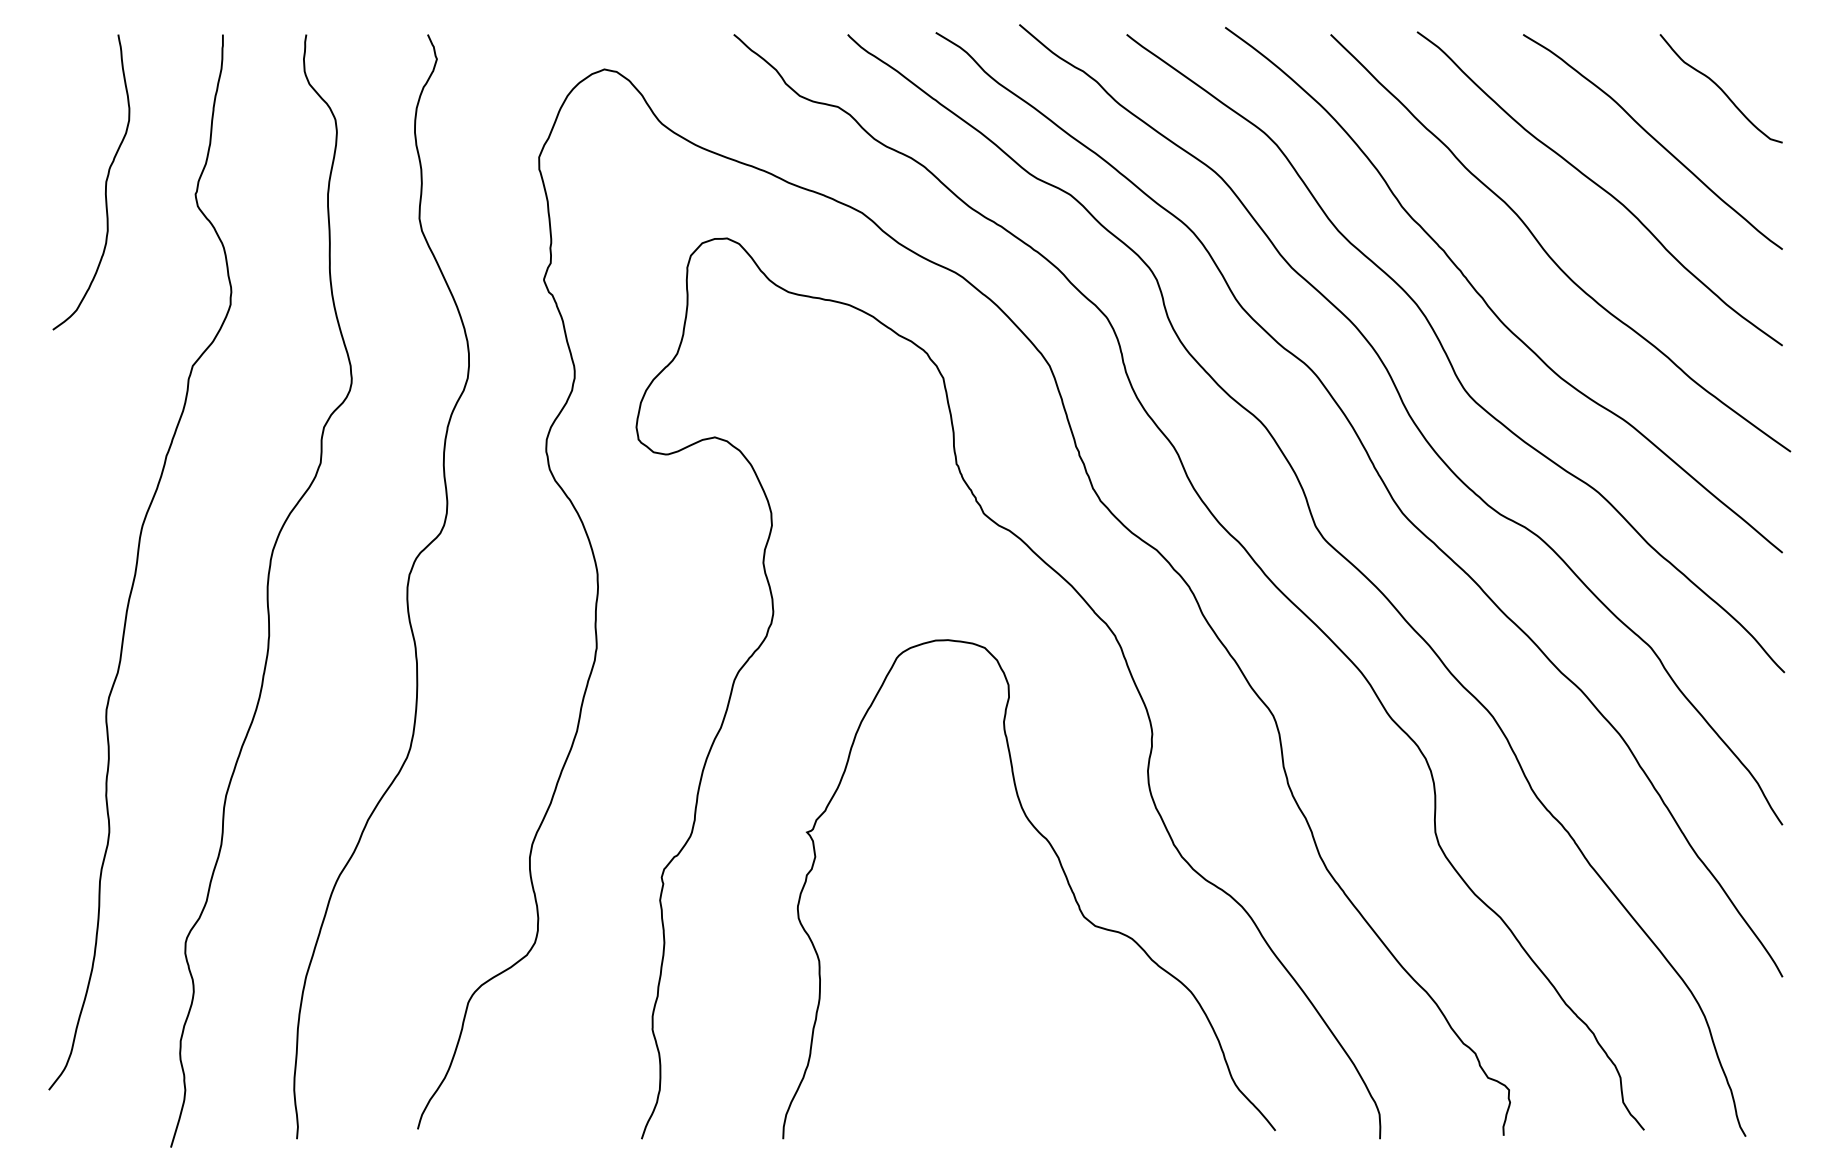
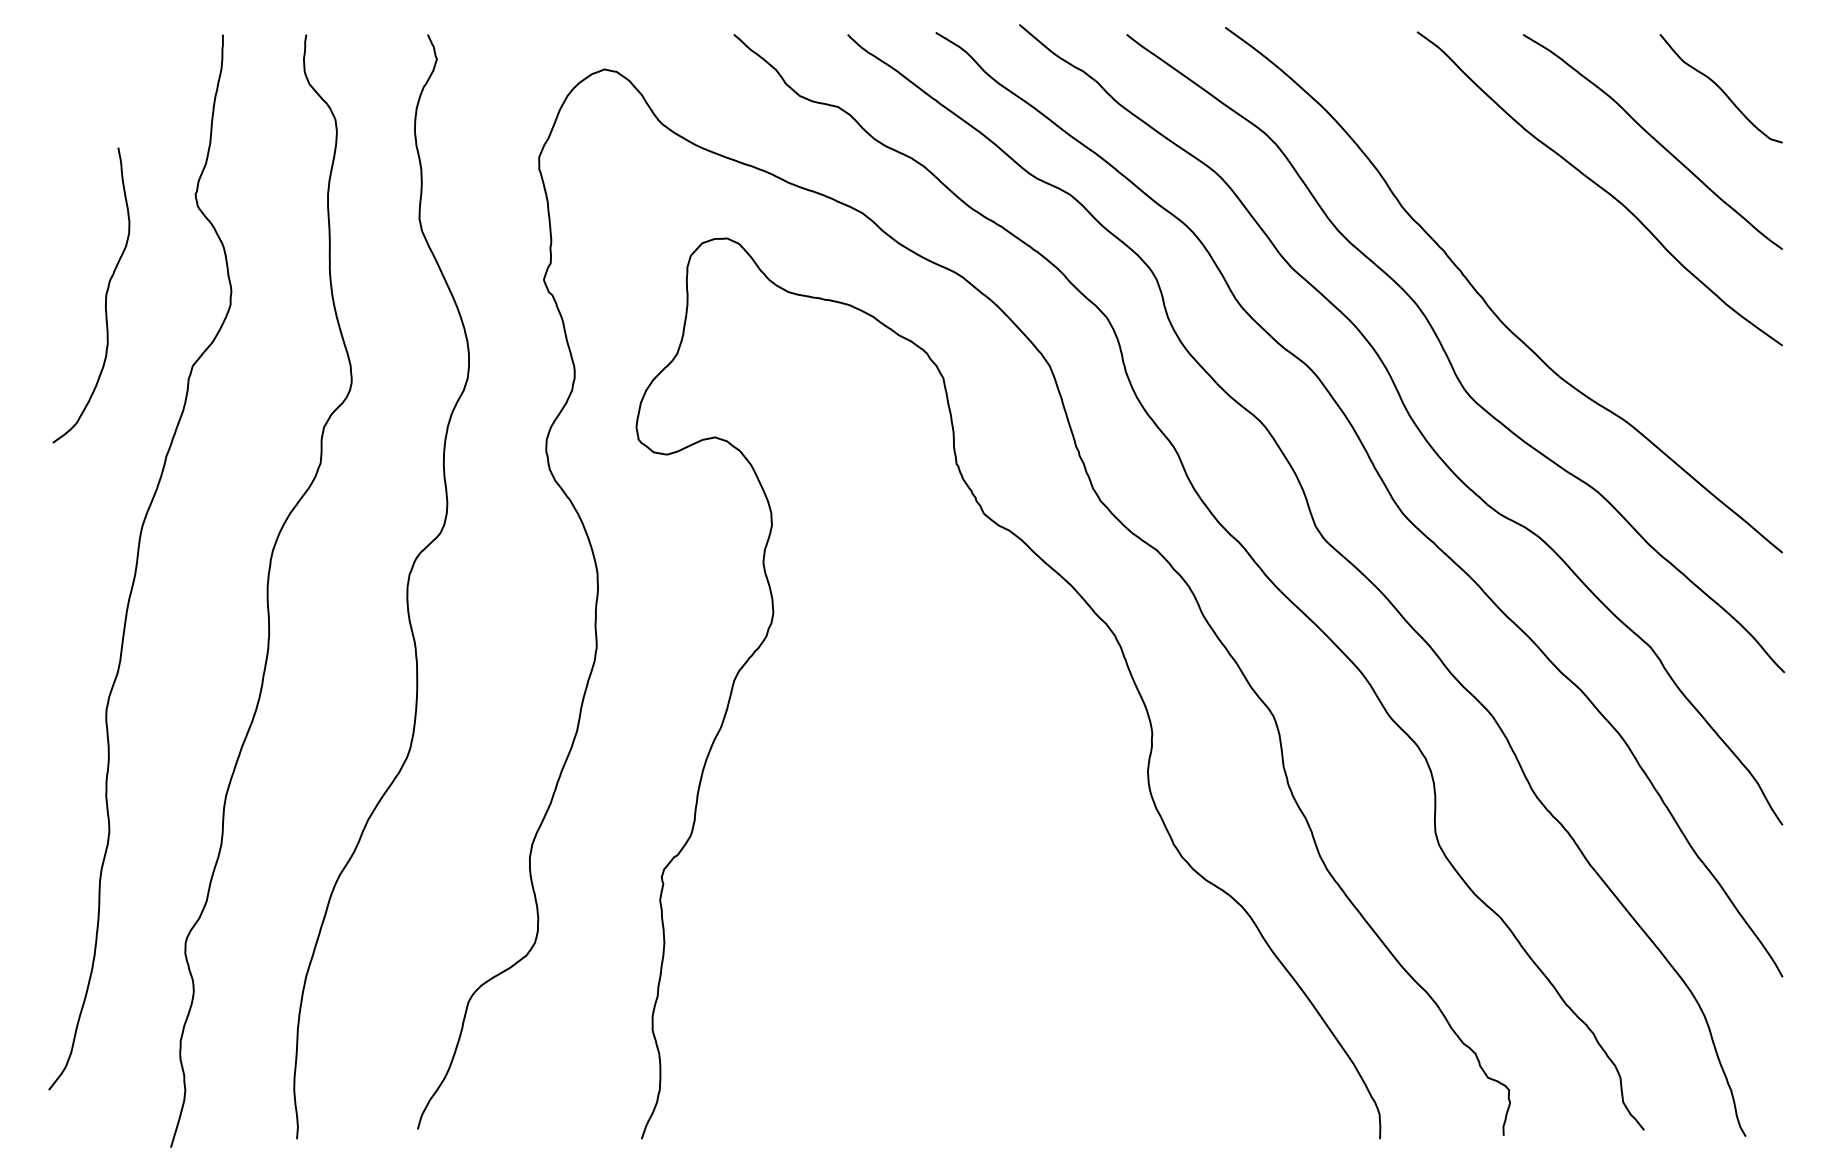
curve position: (105, 182) -> (105, 295) (105, 295)
curve: present -> none (1548, 253)
curve: present -> none (1062, 871)
